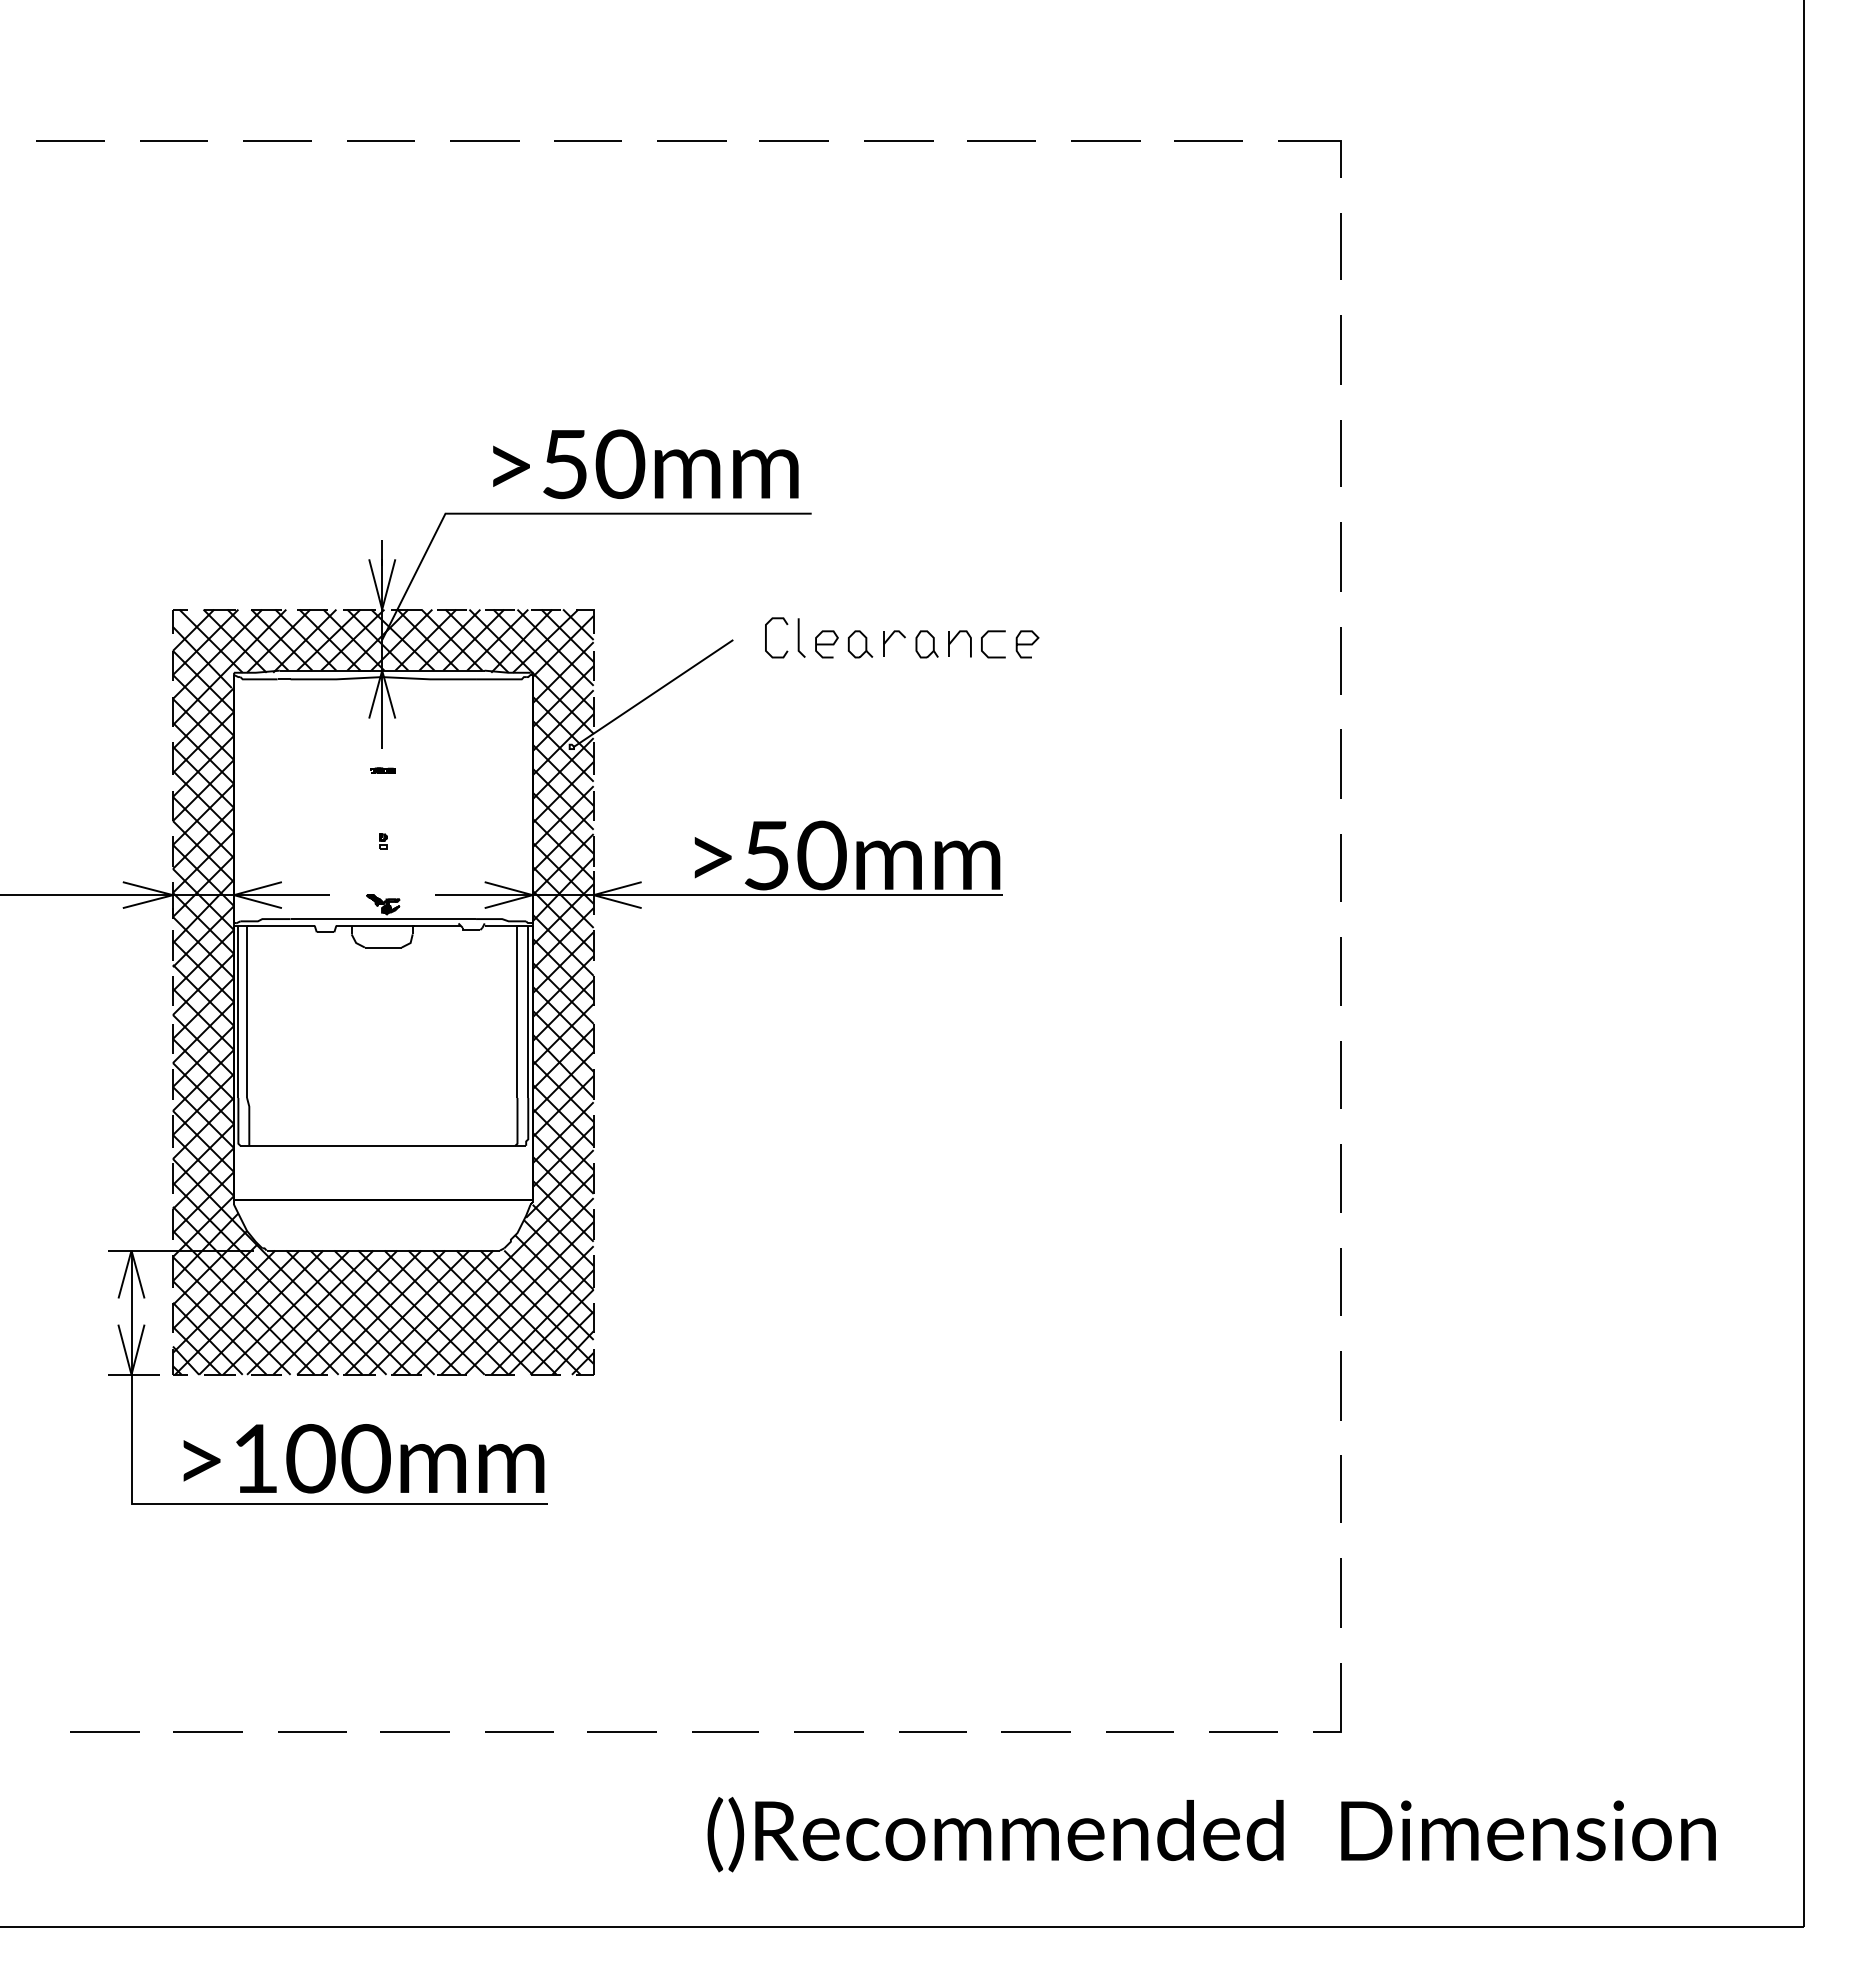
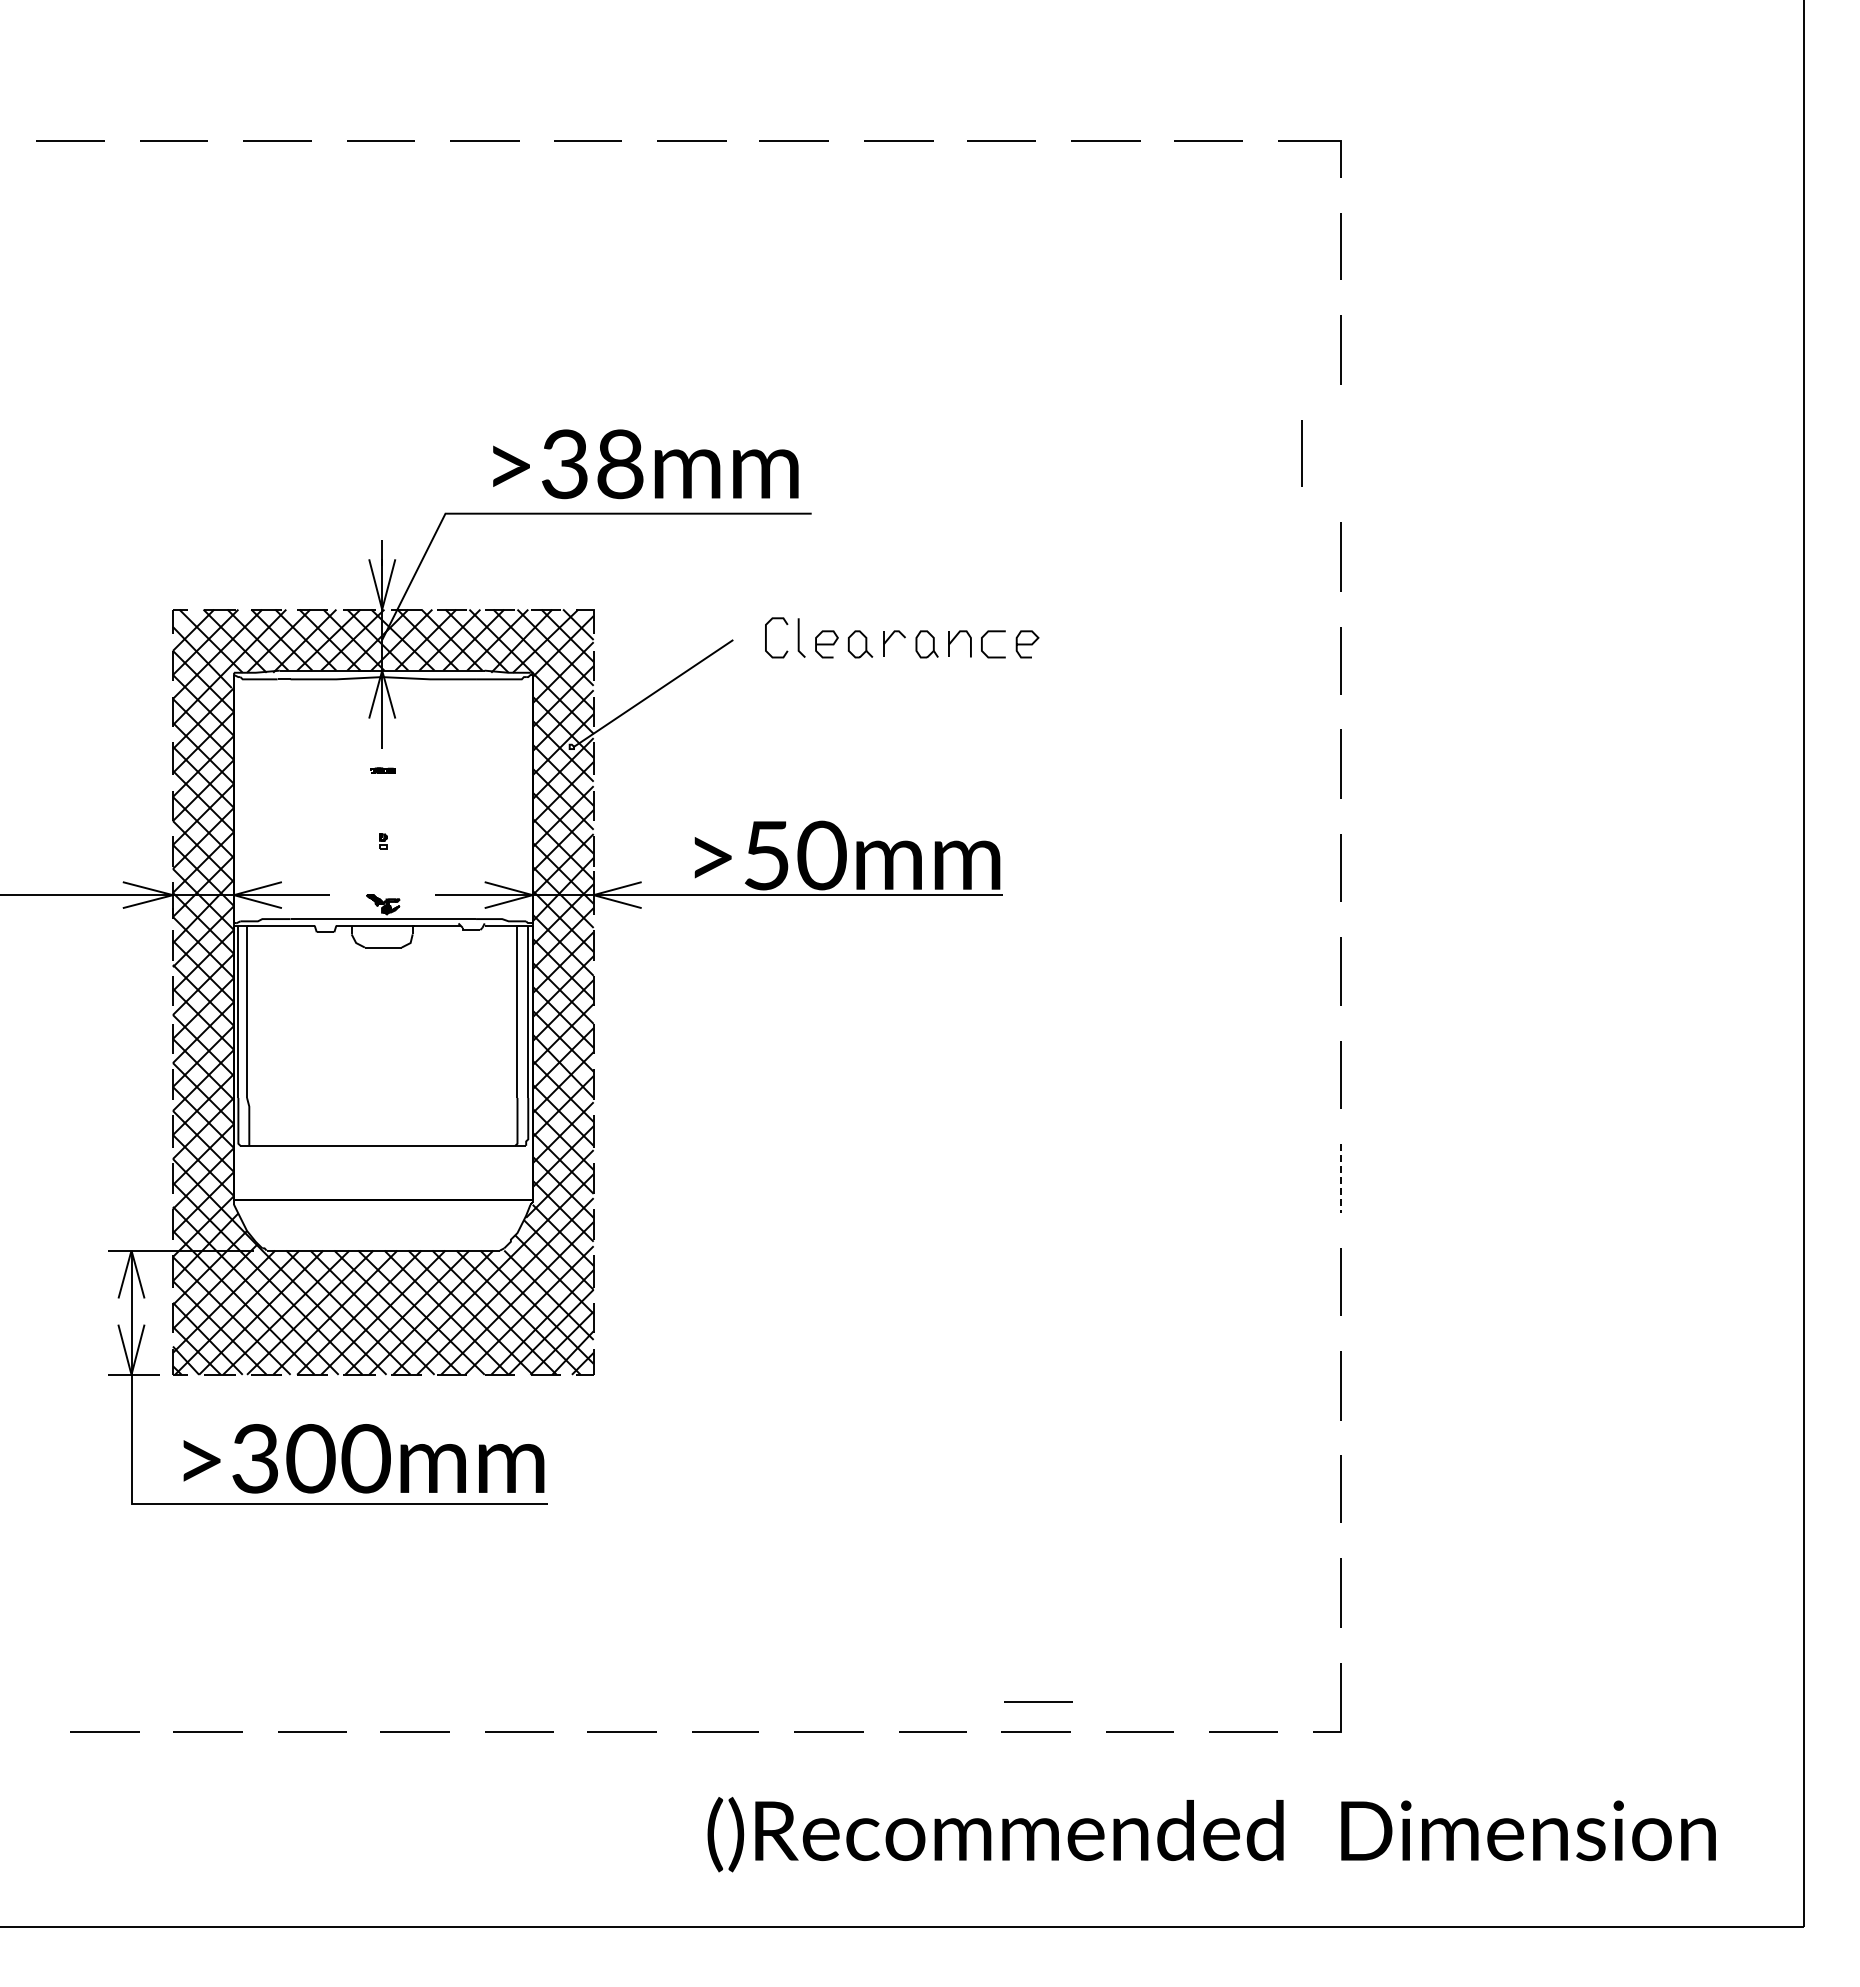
line position: (1340, 453) -> (1301, 453) (1301, 453)
text: >50mm -> >38mm (593, 464)
line: solid -> dashed (1341, 1178)
text: >100mm -> >300mm (254, 1458)
line: none -> present (1038, 1701)
